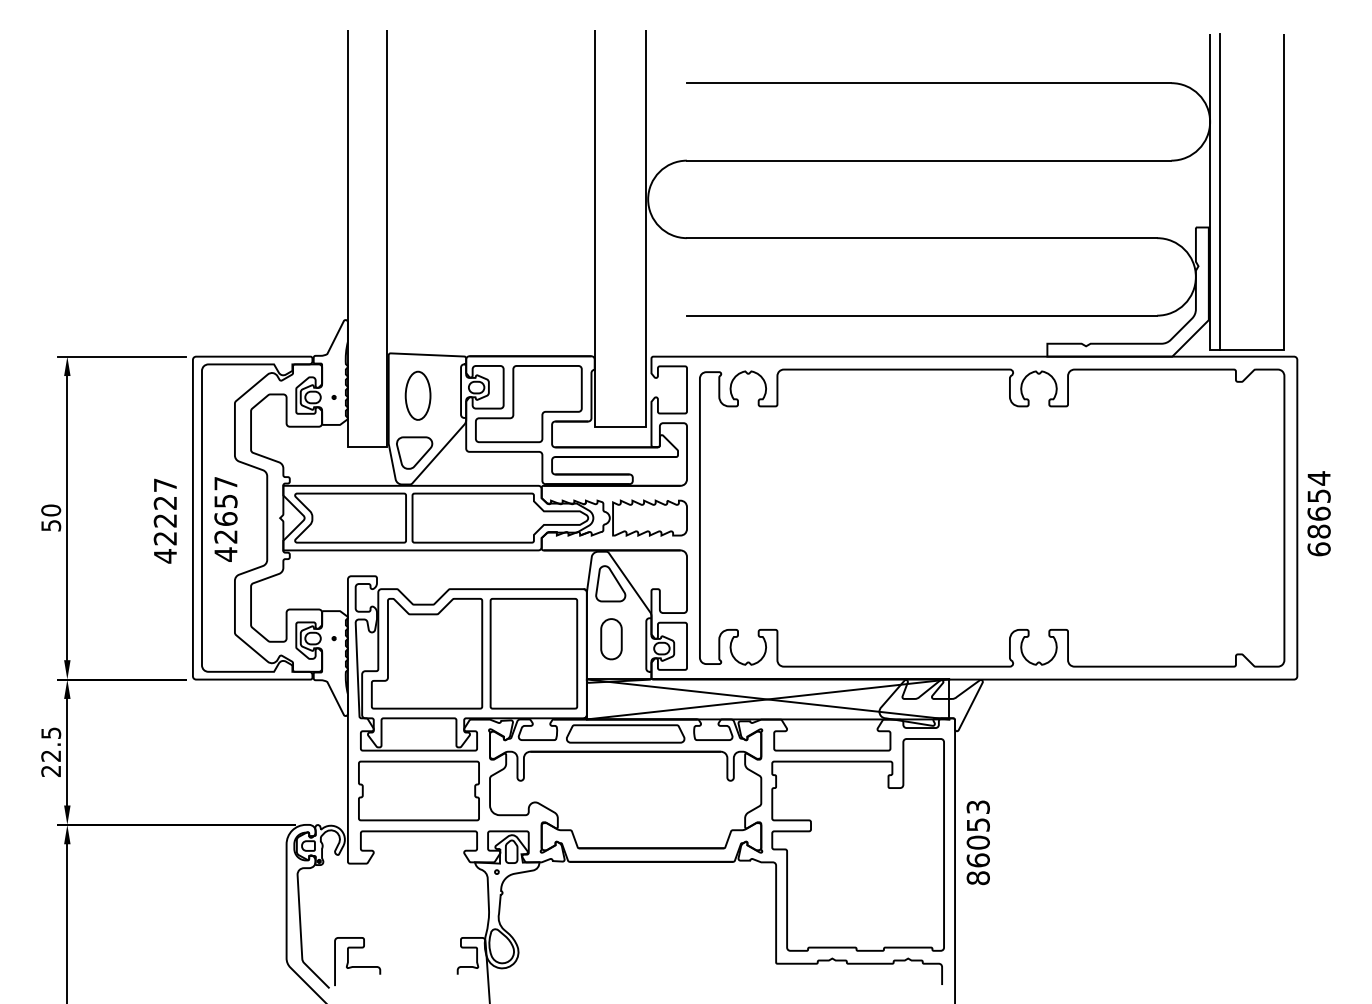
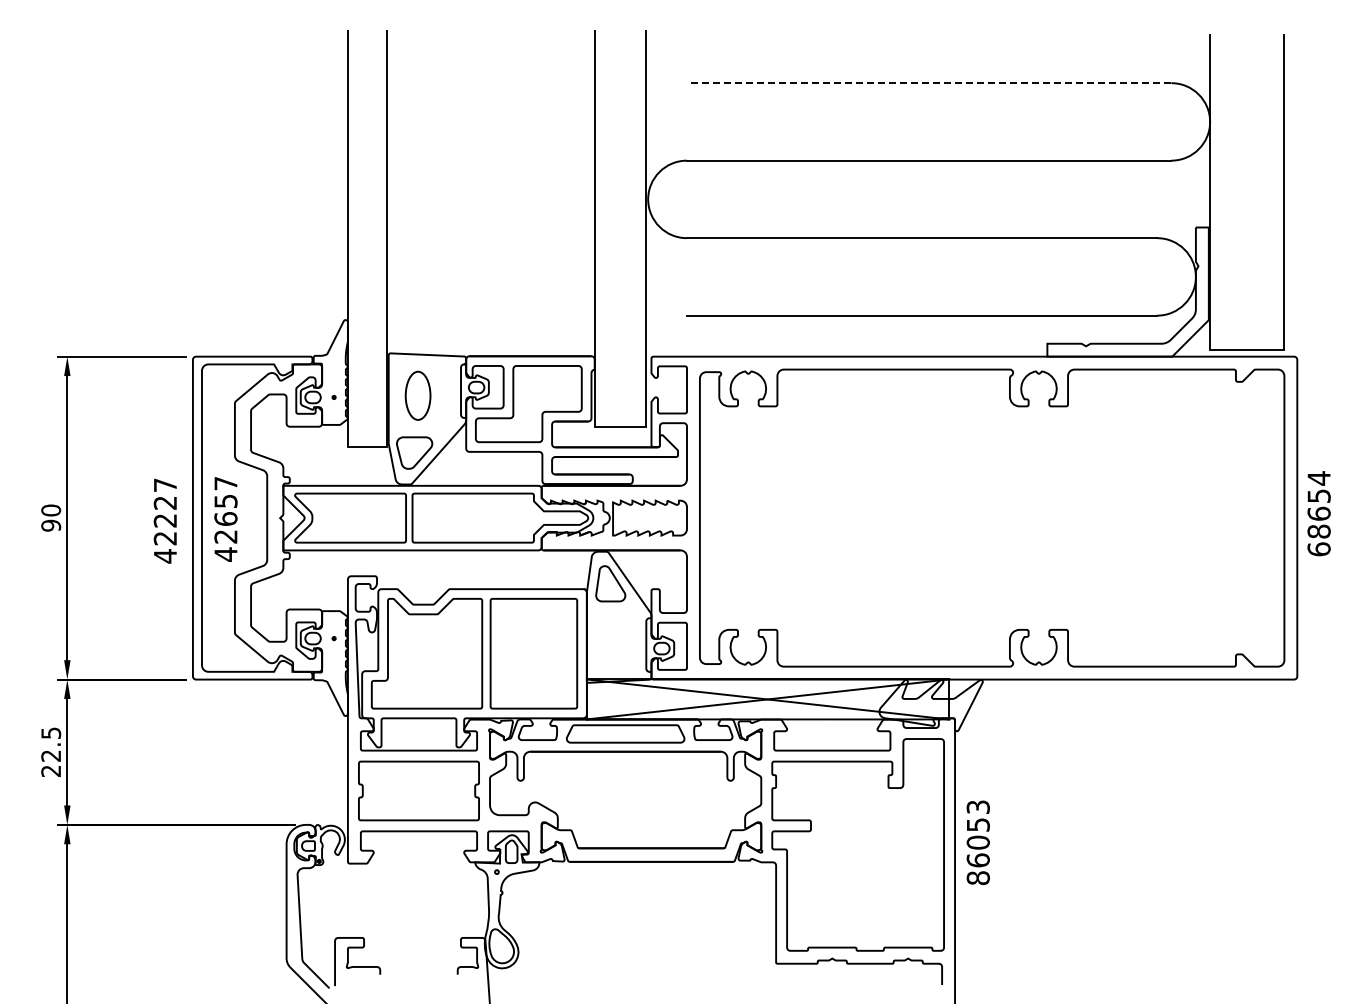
line: solid -> dashed (928, 83)
line: present -> none (1219, 191)
text: 50 -> 90 (50, 525)
part: present -> none (611, 639)
